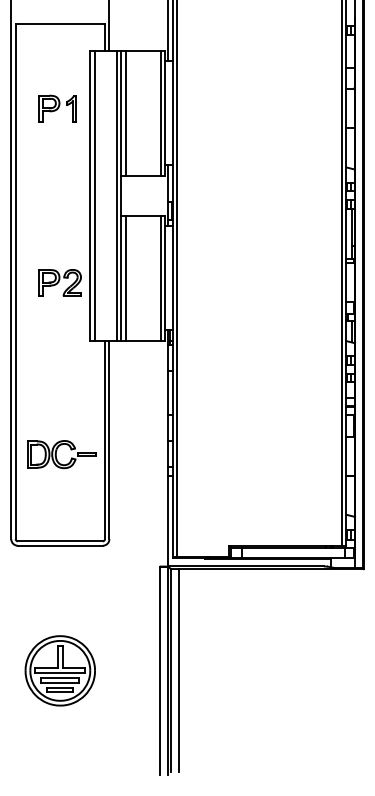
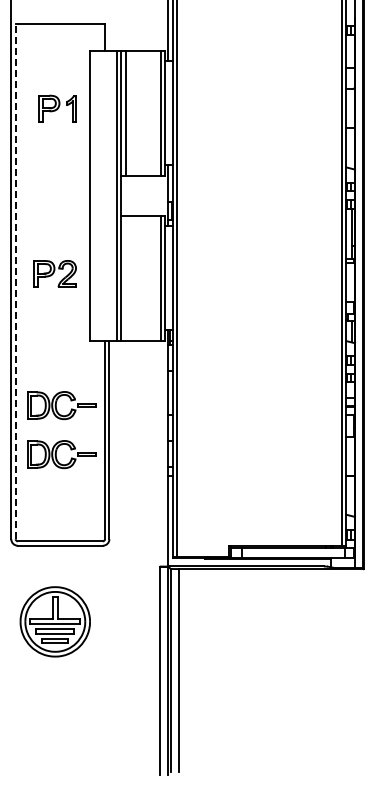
line: present -> none (109, 26)
line: present -> none (94, 195)
line: present -> none (125, 277)
line: solid -> dashed (15, 281)
part position: (59, 282) -> (54, 273) (54, 273)
part: none -> present (61, 405)
part position: (59, 670) -> (54, 621) (54, 621)
